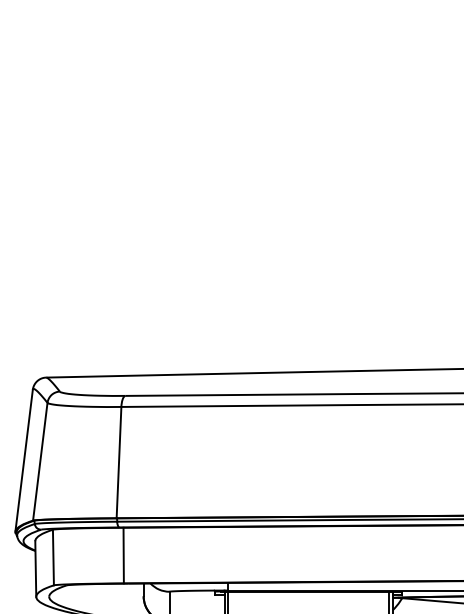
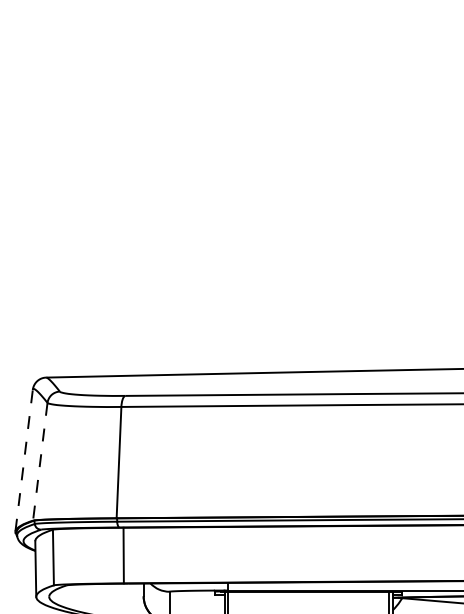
line: solid -> dashed (24, 460)
line: solid -> dashed (40, 462)
